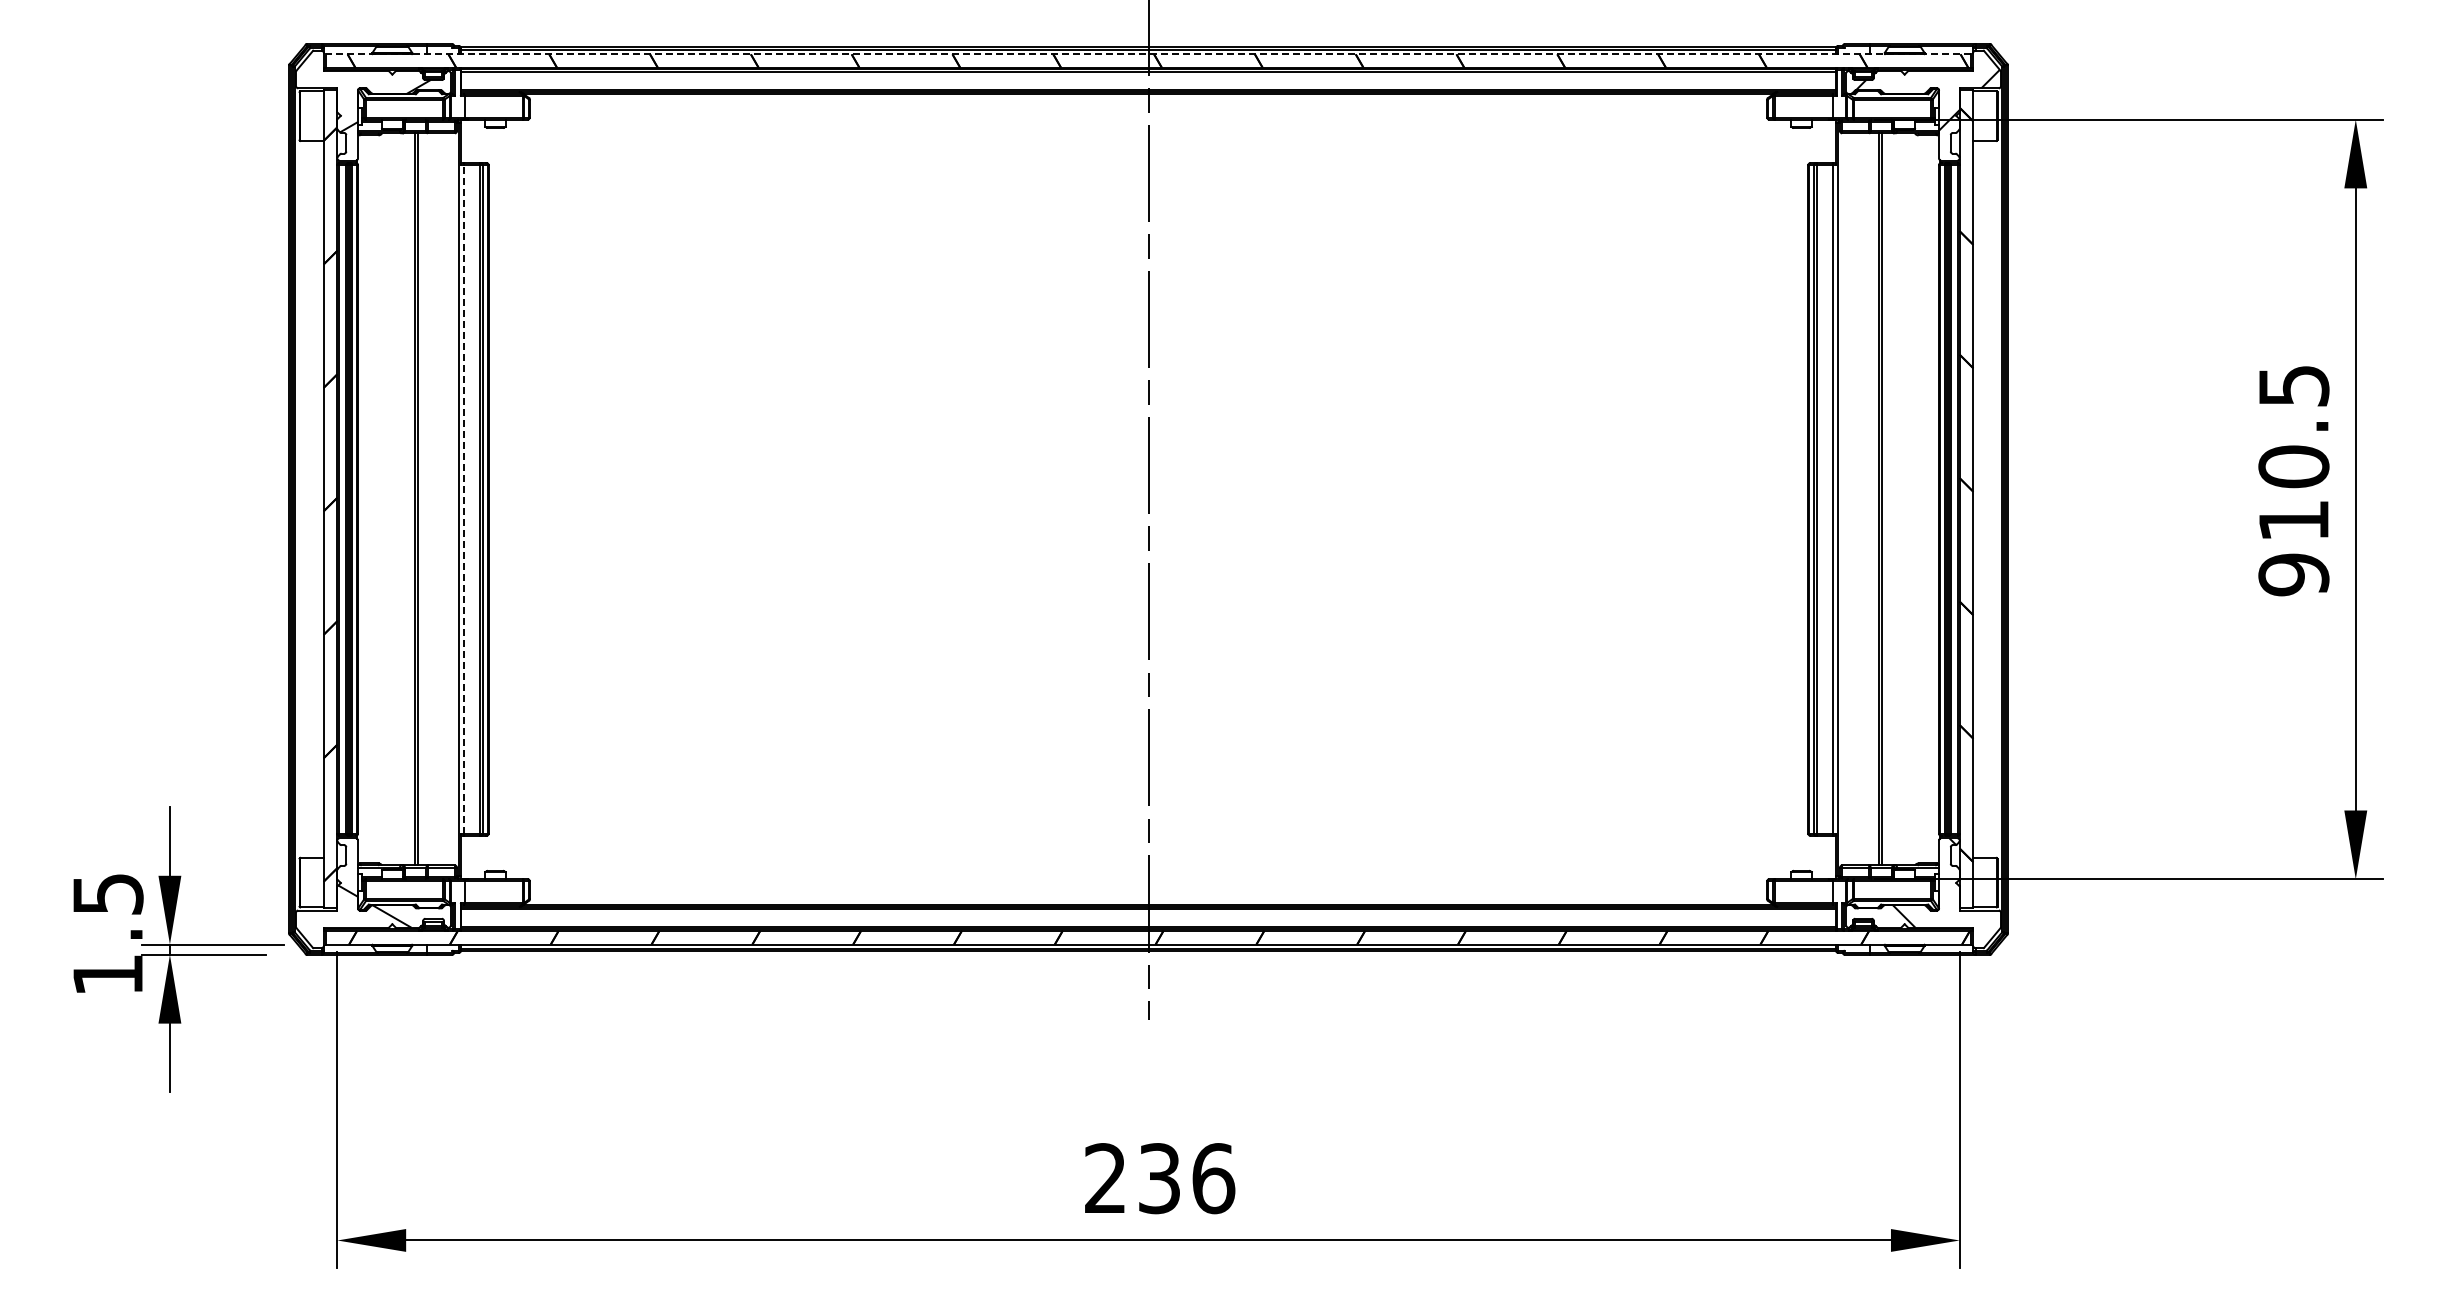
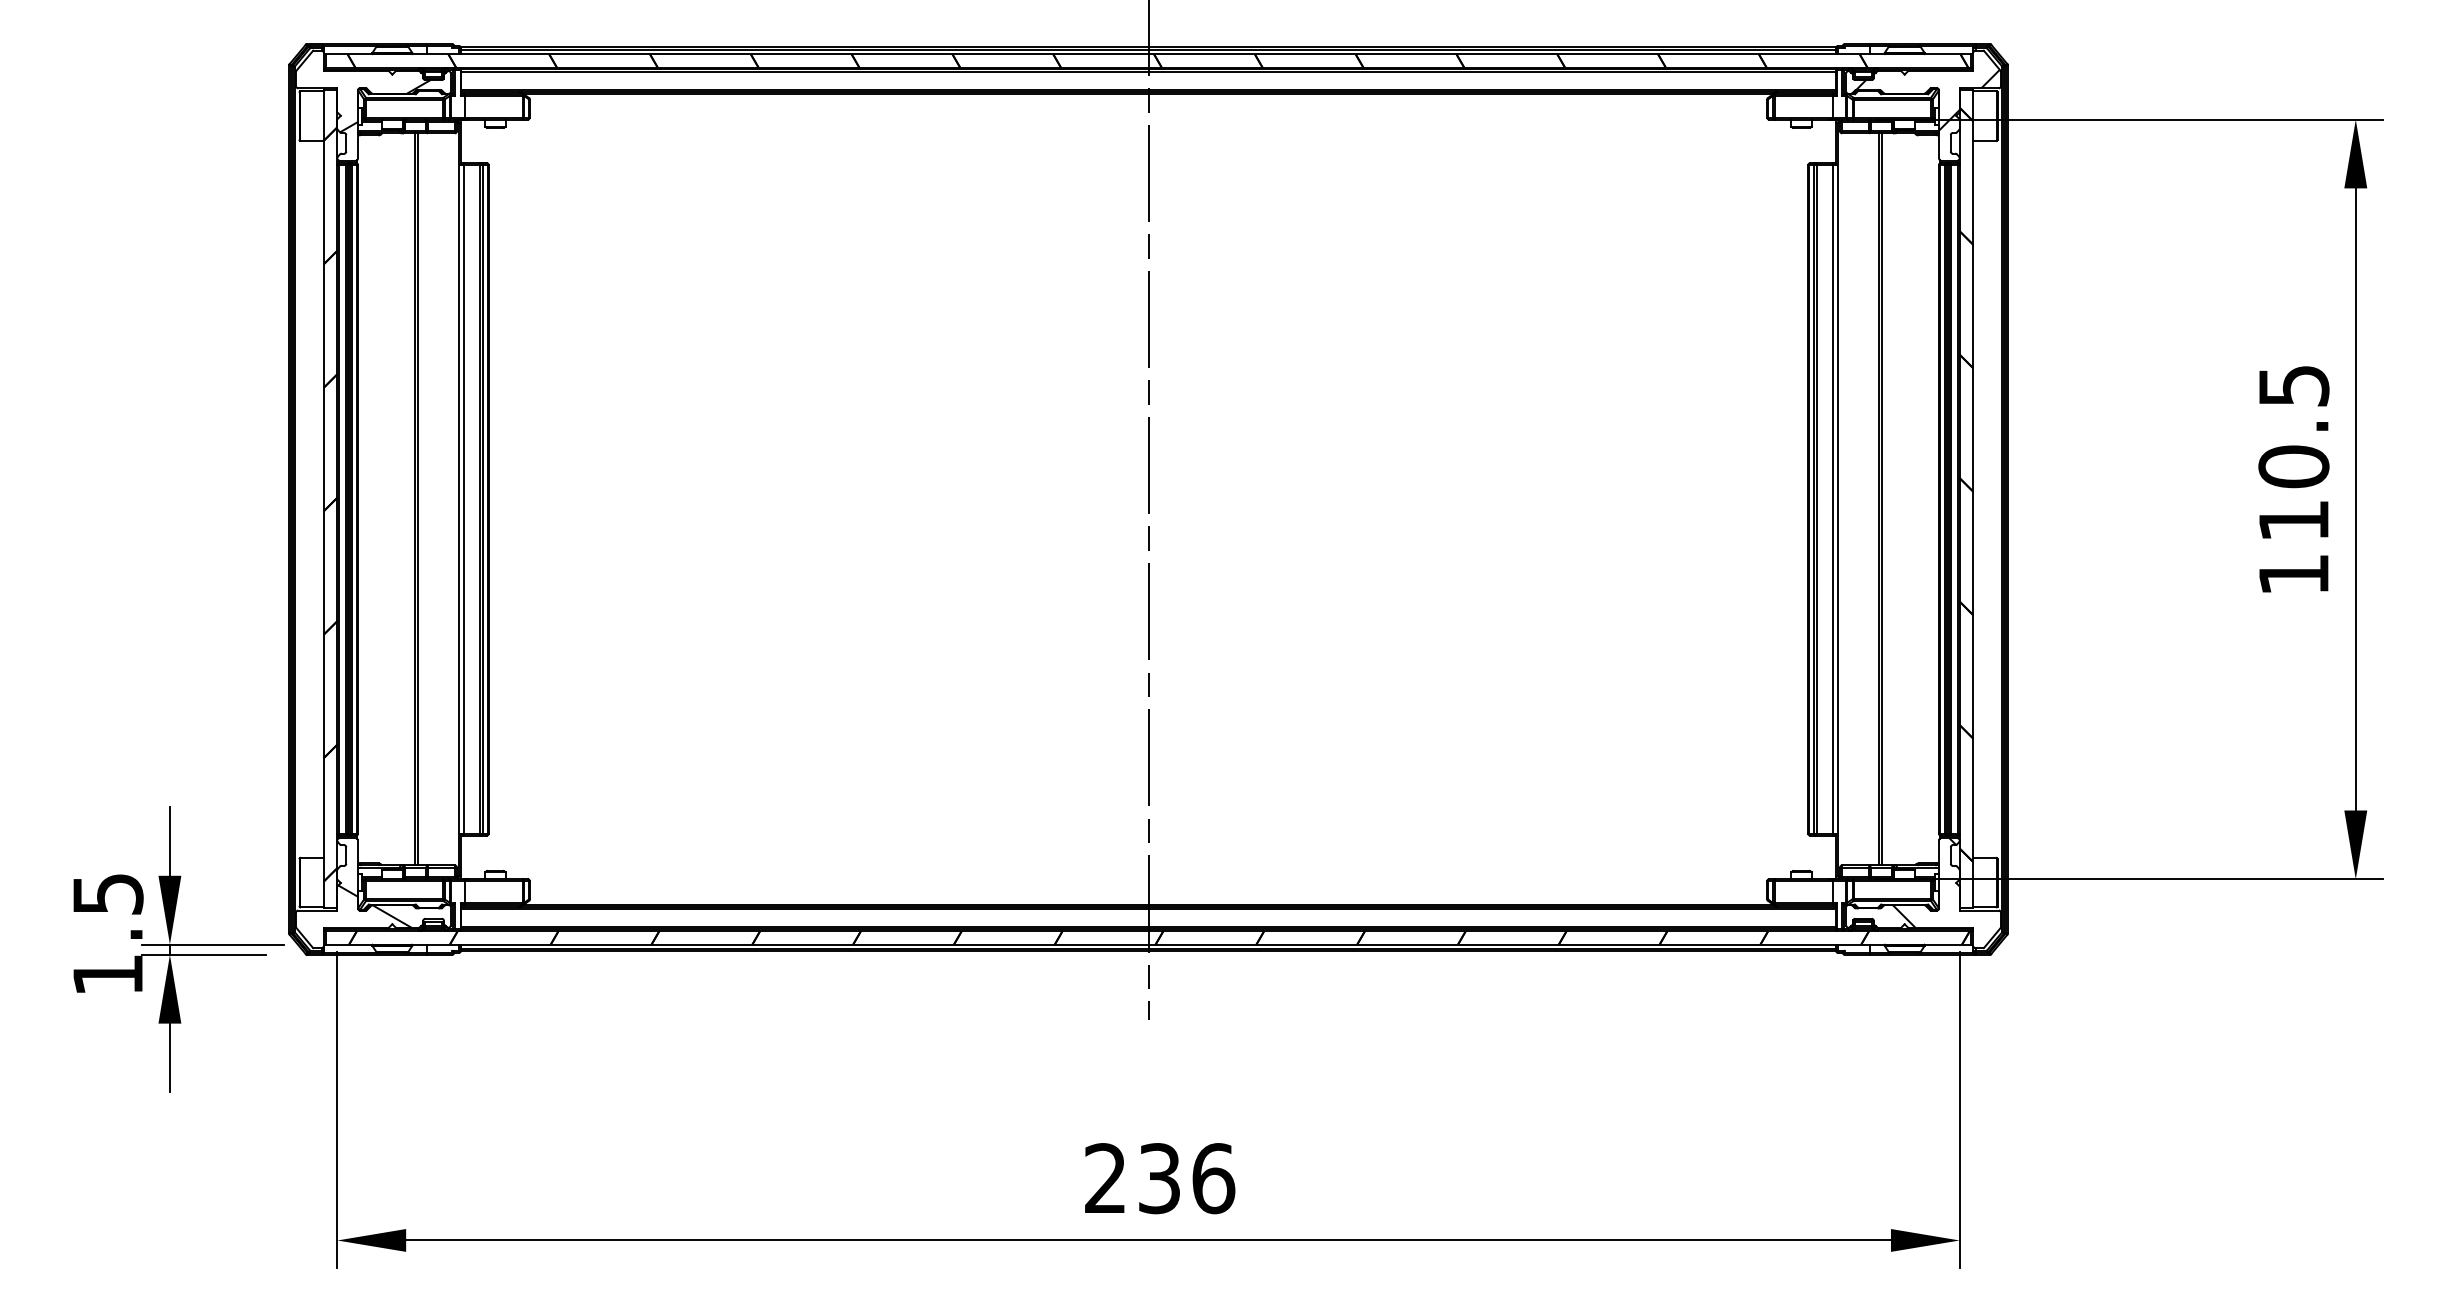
line: dashed -> solid (1148, 54)
line: dashed -> solid (463, 498)
text: 910.5 -> 110.5 (2293, 574)
